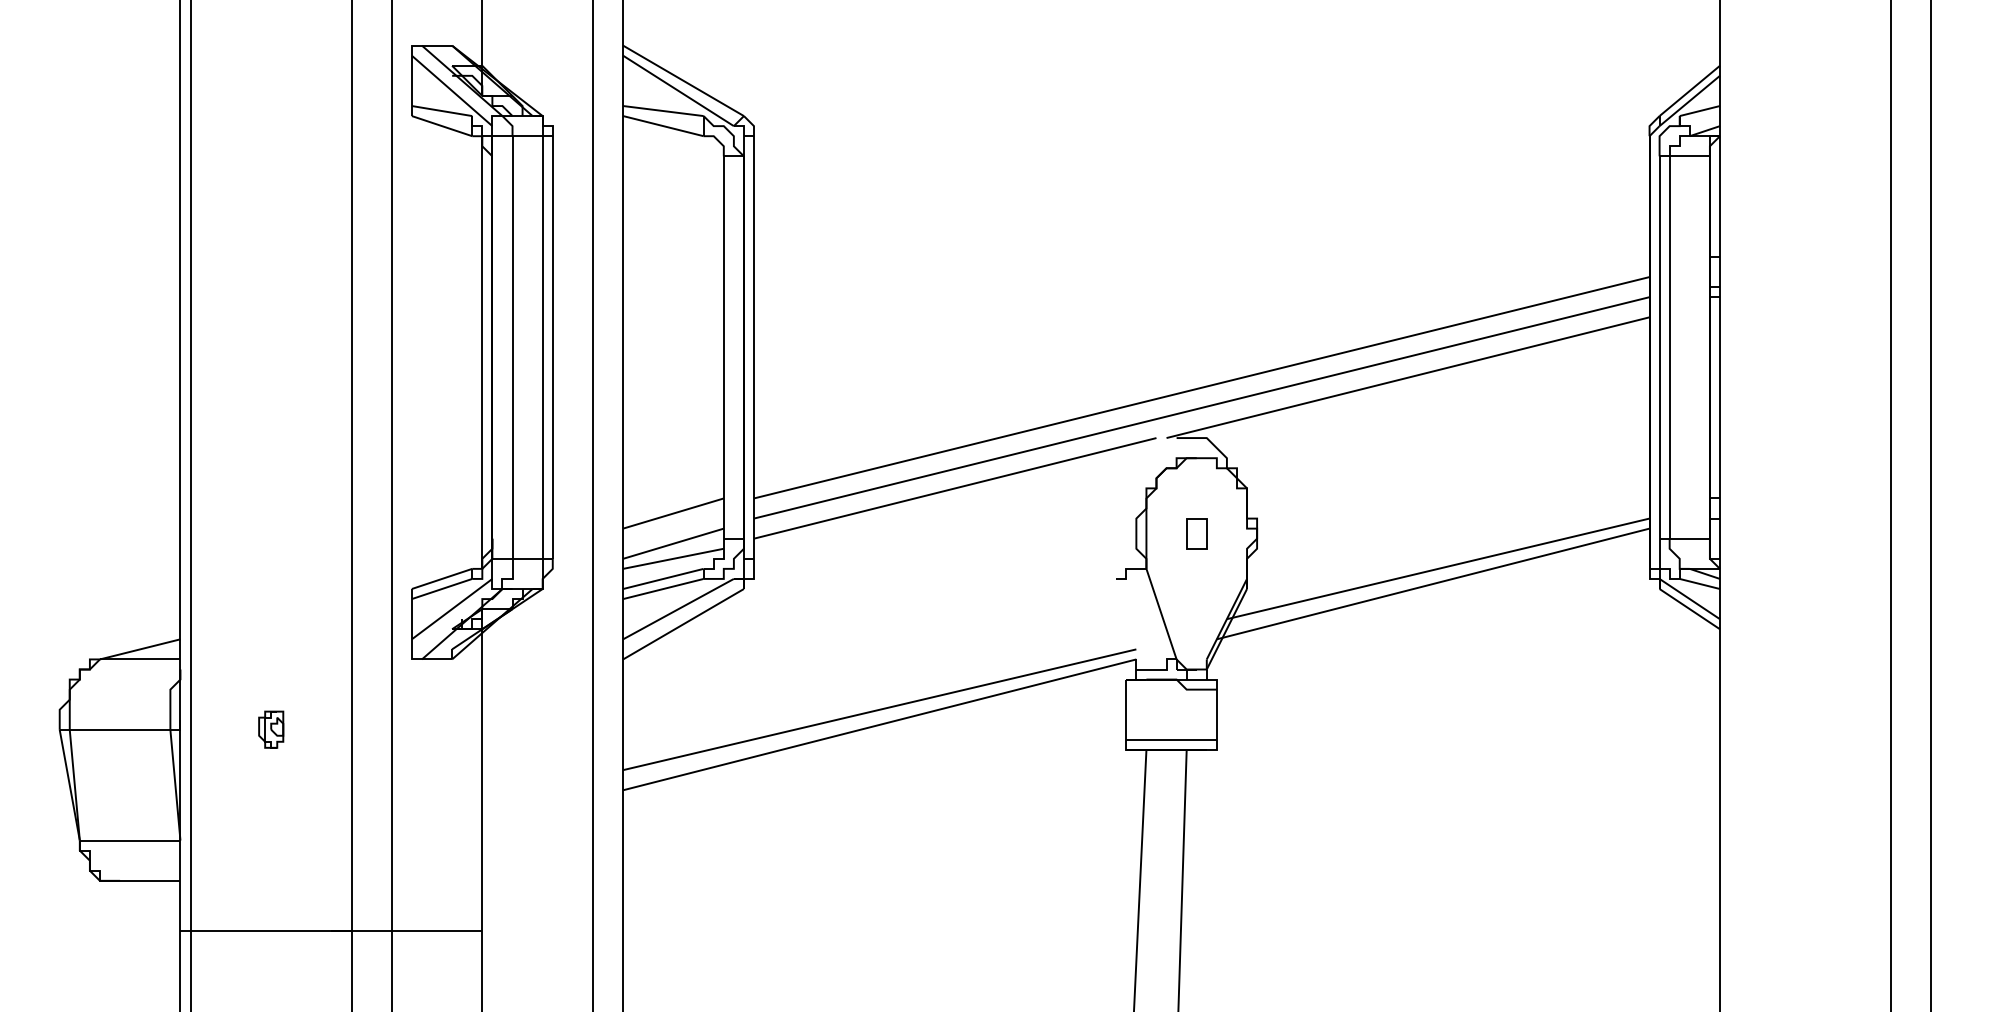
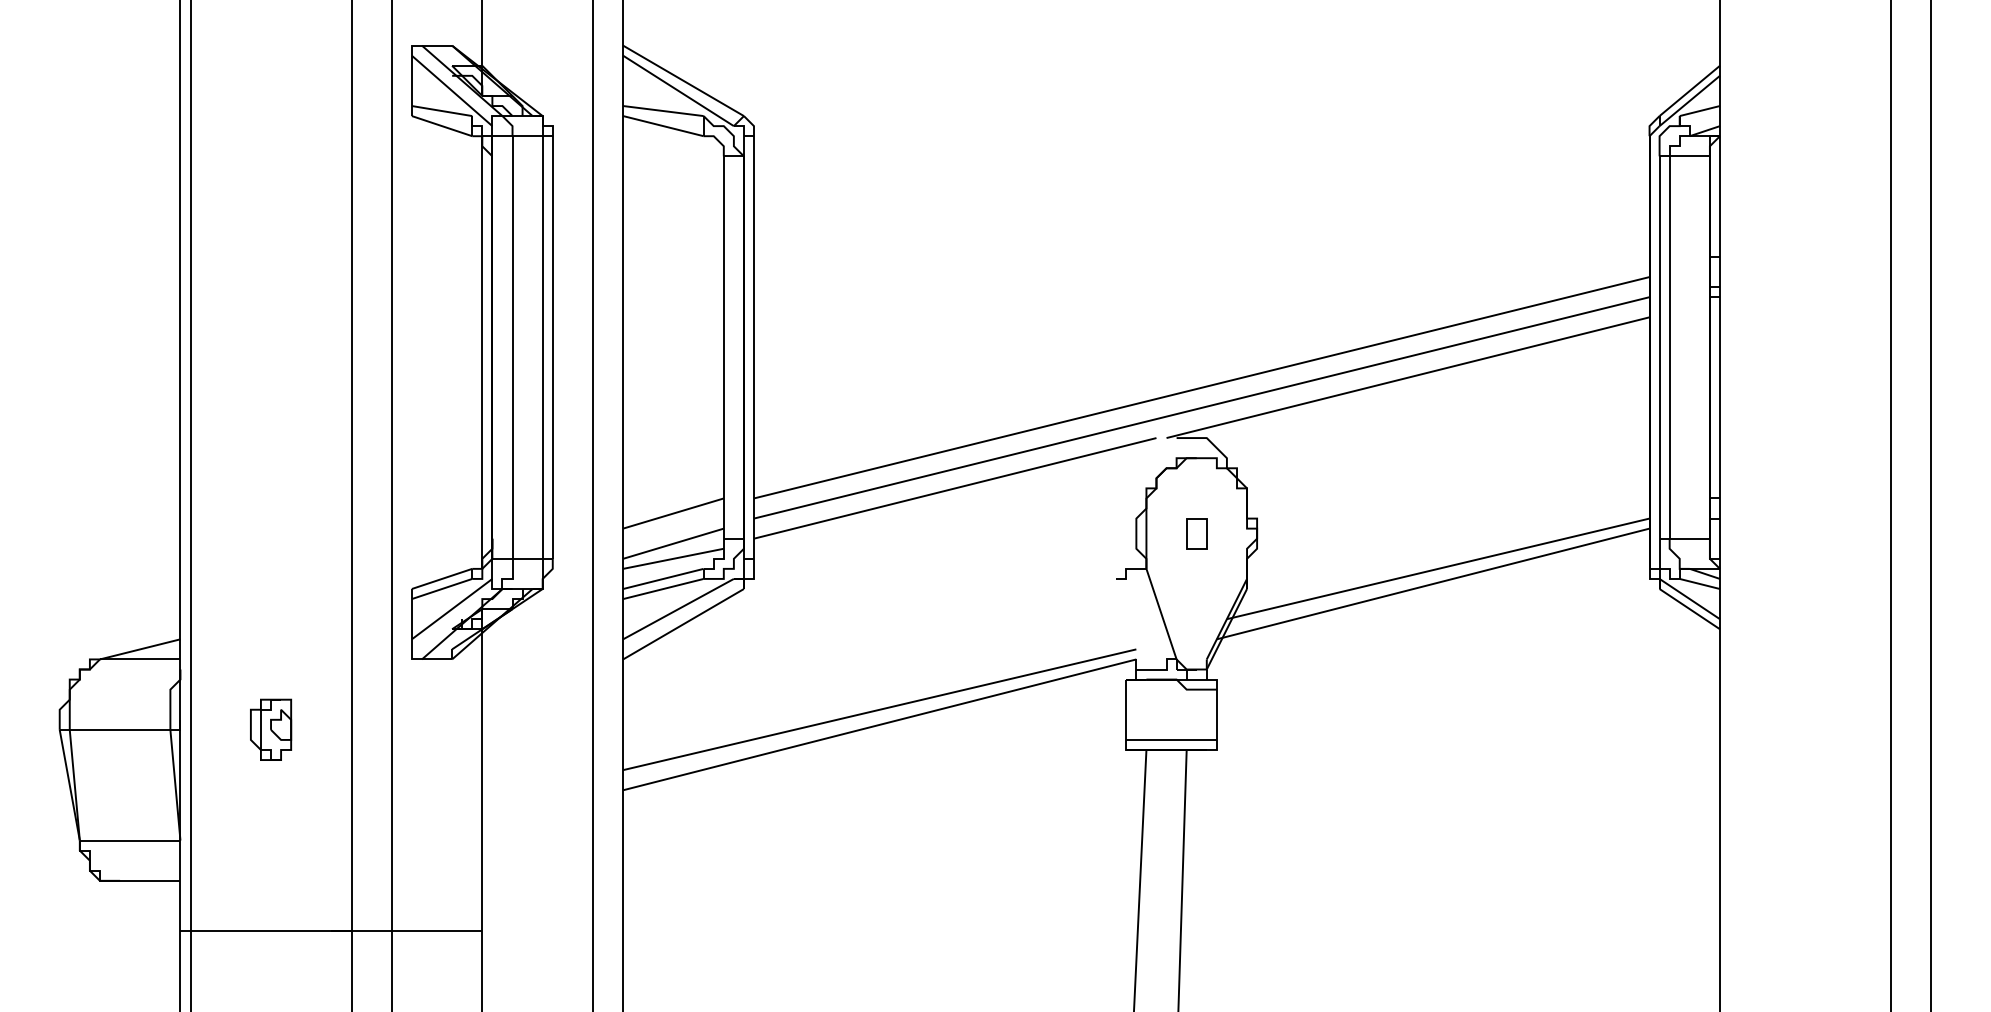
part size: 27x39 px -> 43x63 px (271, 729)
